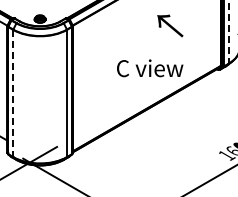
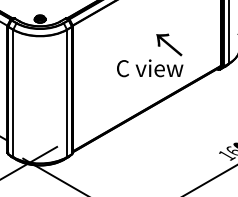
text position: (170, 25) -> (169, 44) (169, 44)
line: dashed -> solid (228, 32)
line: dashed -> solid (13, 93)
